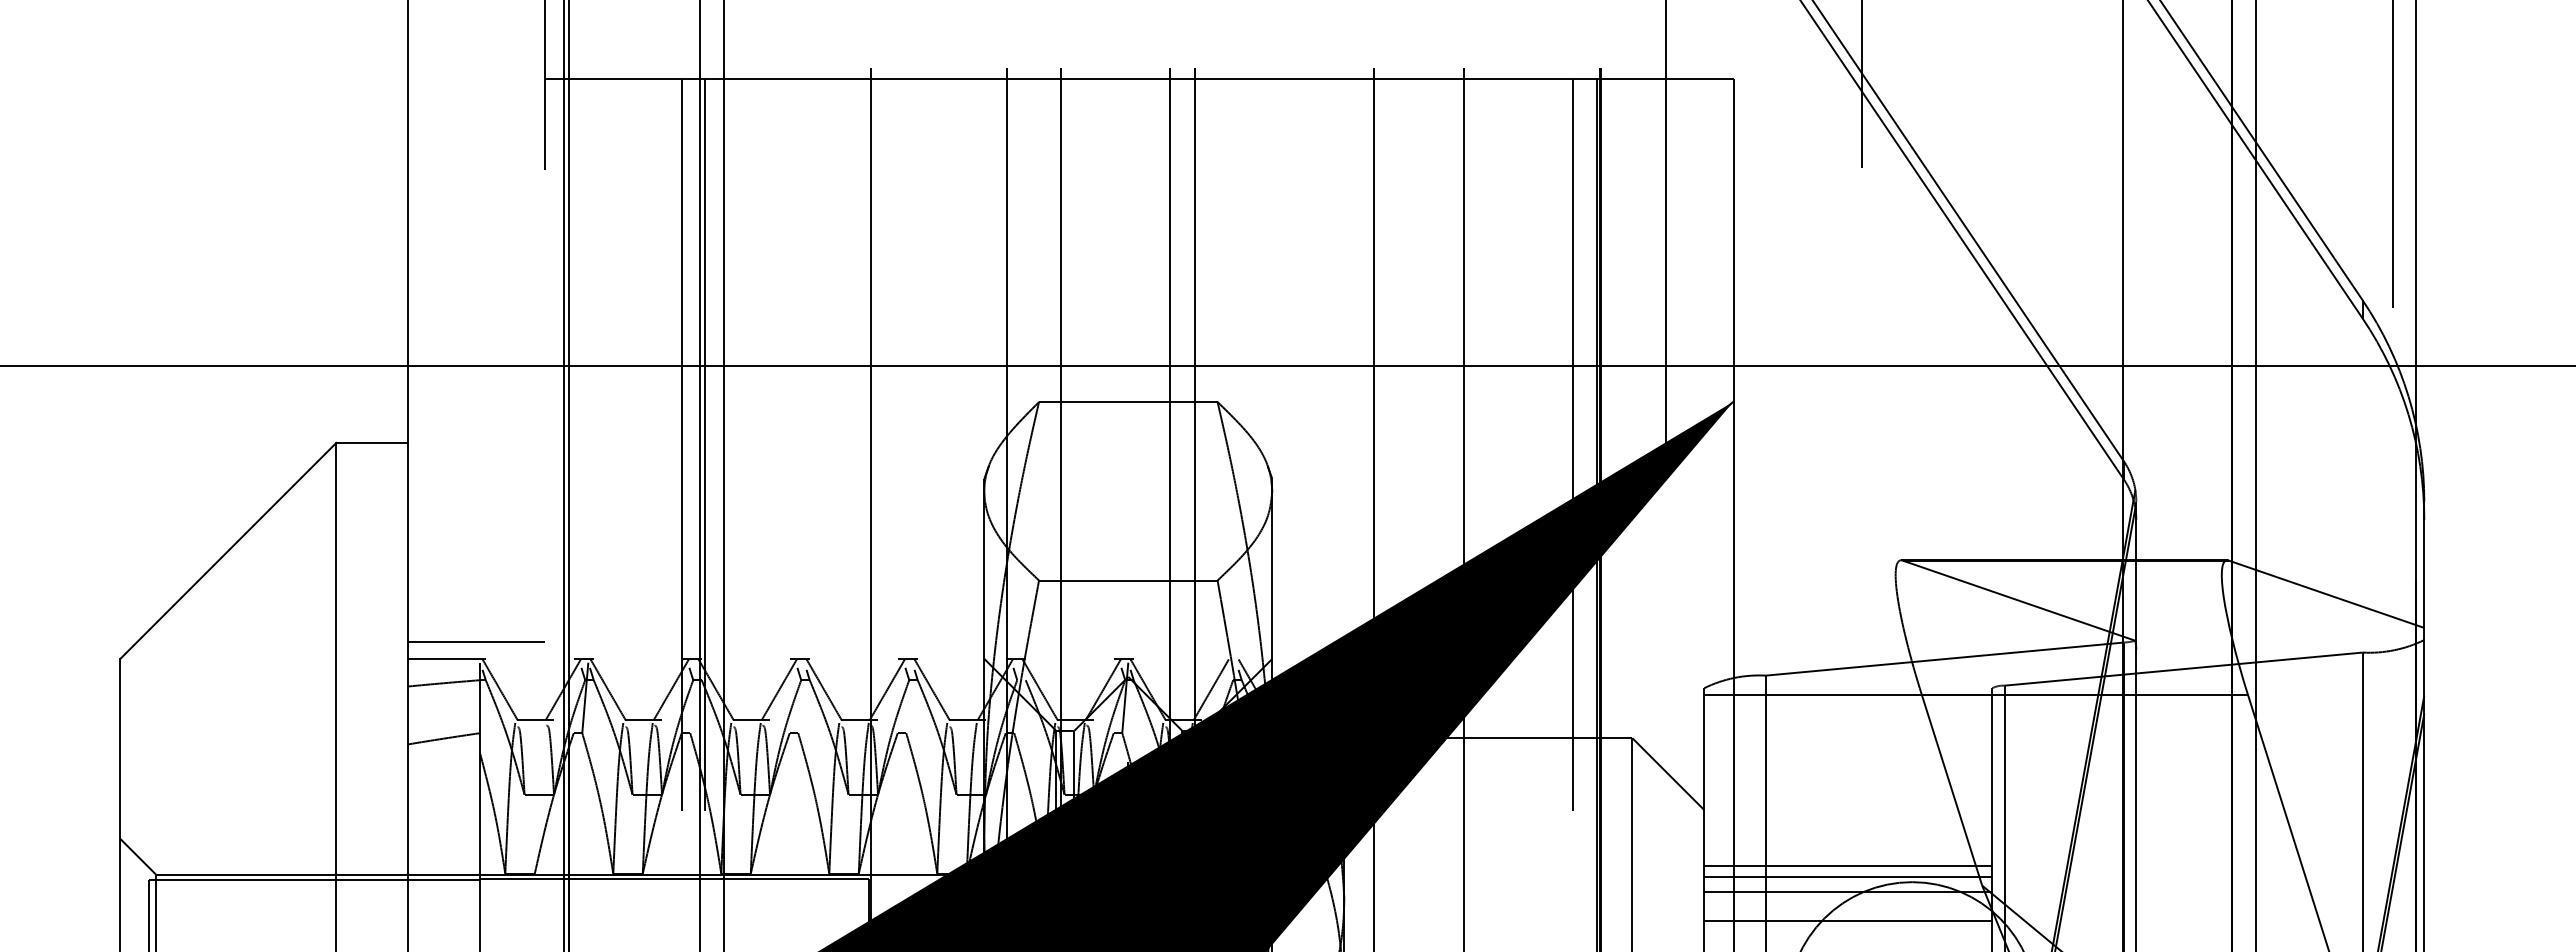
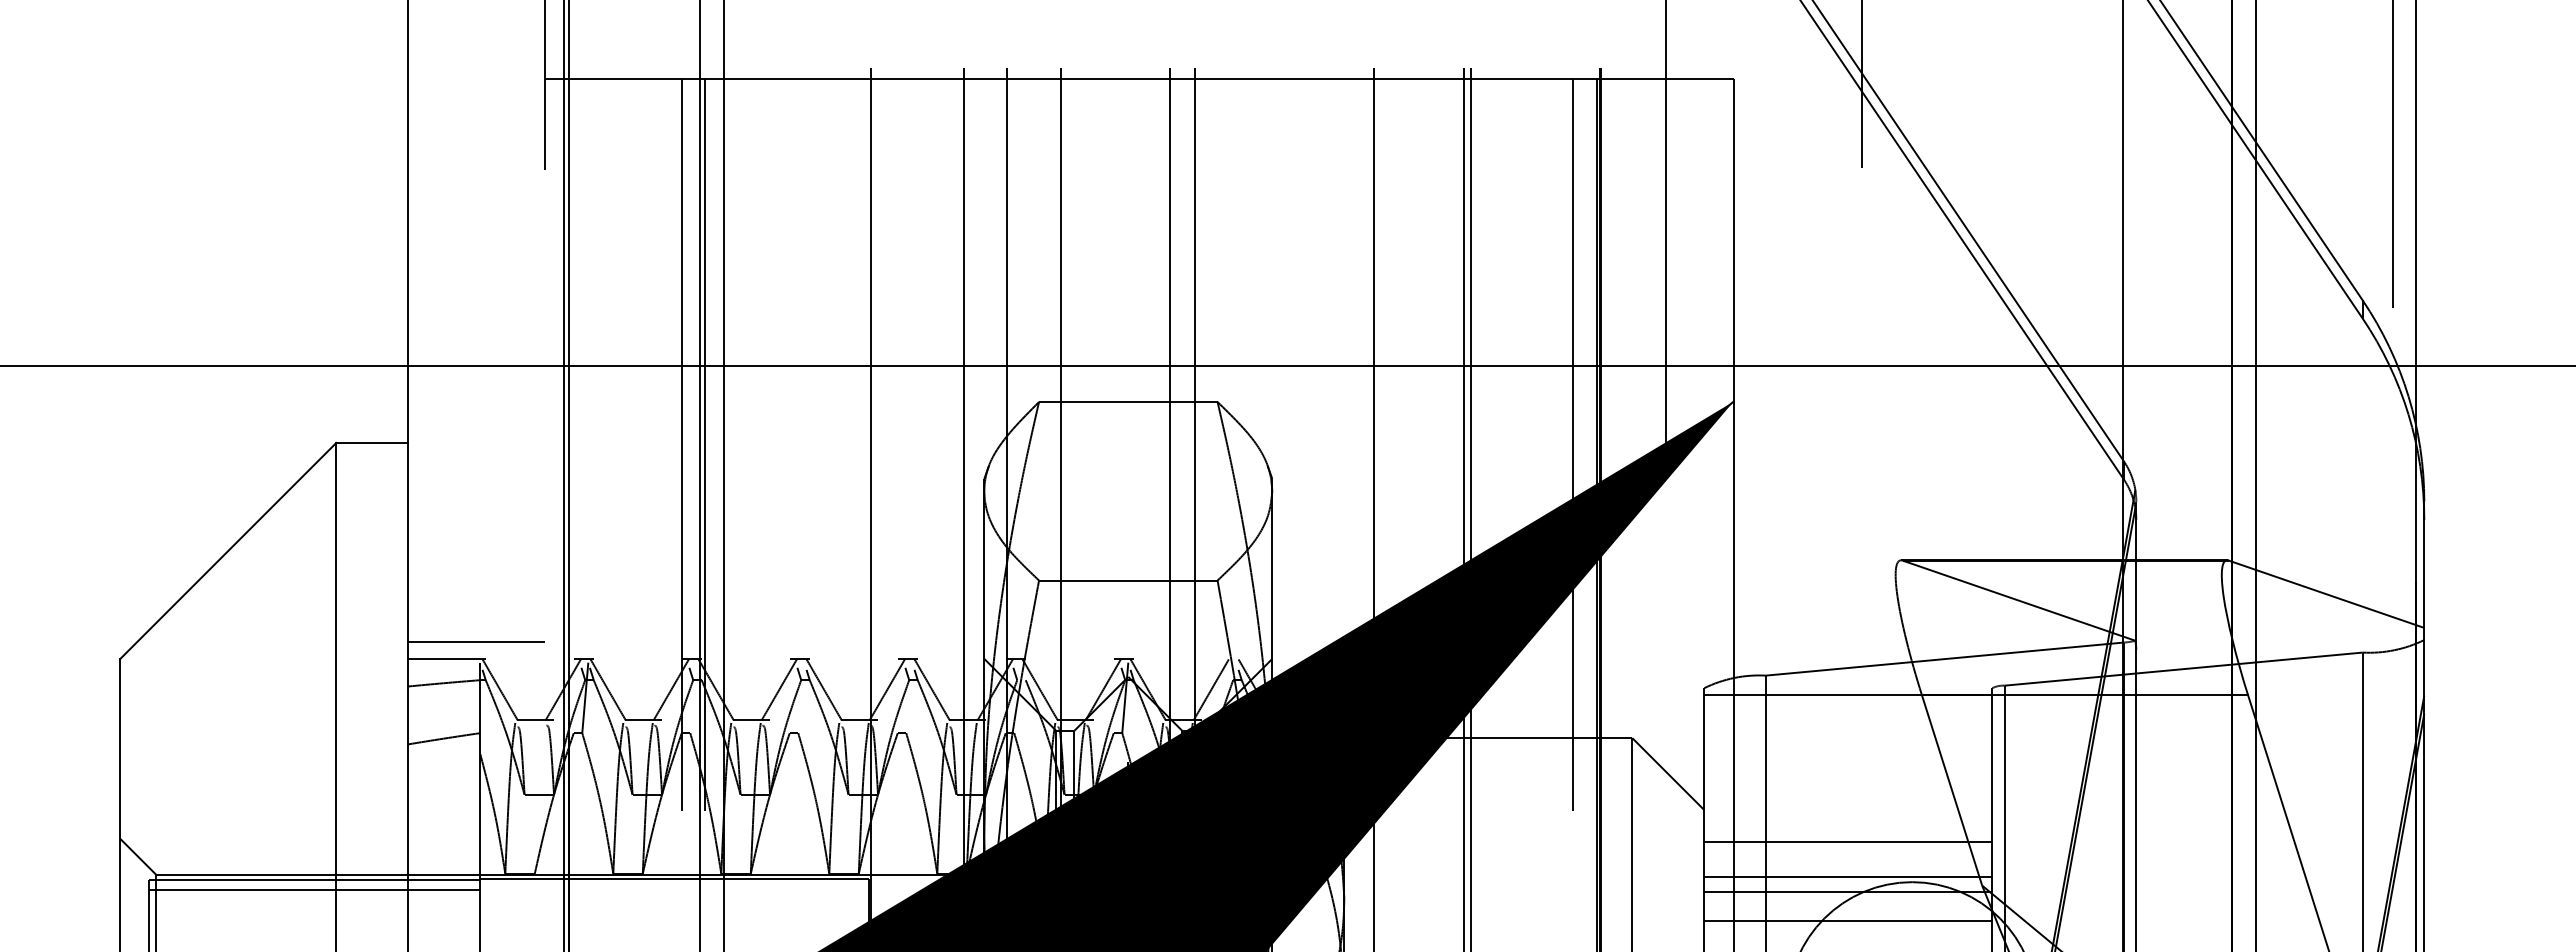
line: none -> present (964, 475)
line: none -> present (1470, 475)
line position: (1848, 866) -> (1848, 842) (1848, 842)
line: none -> present (314, 890)
